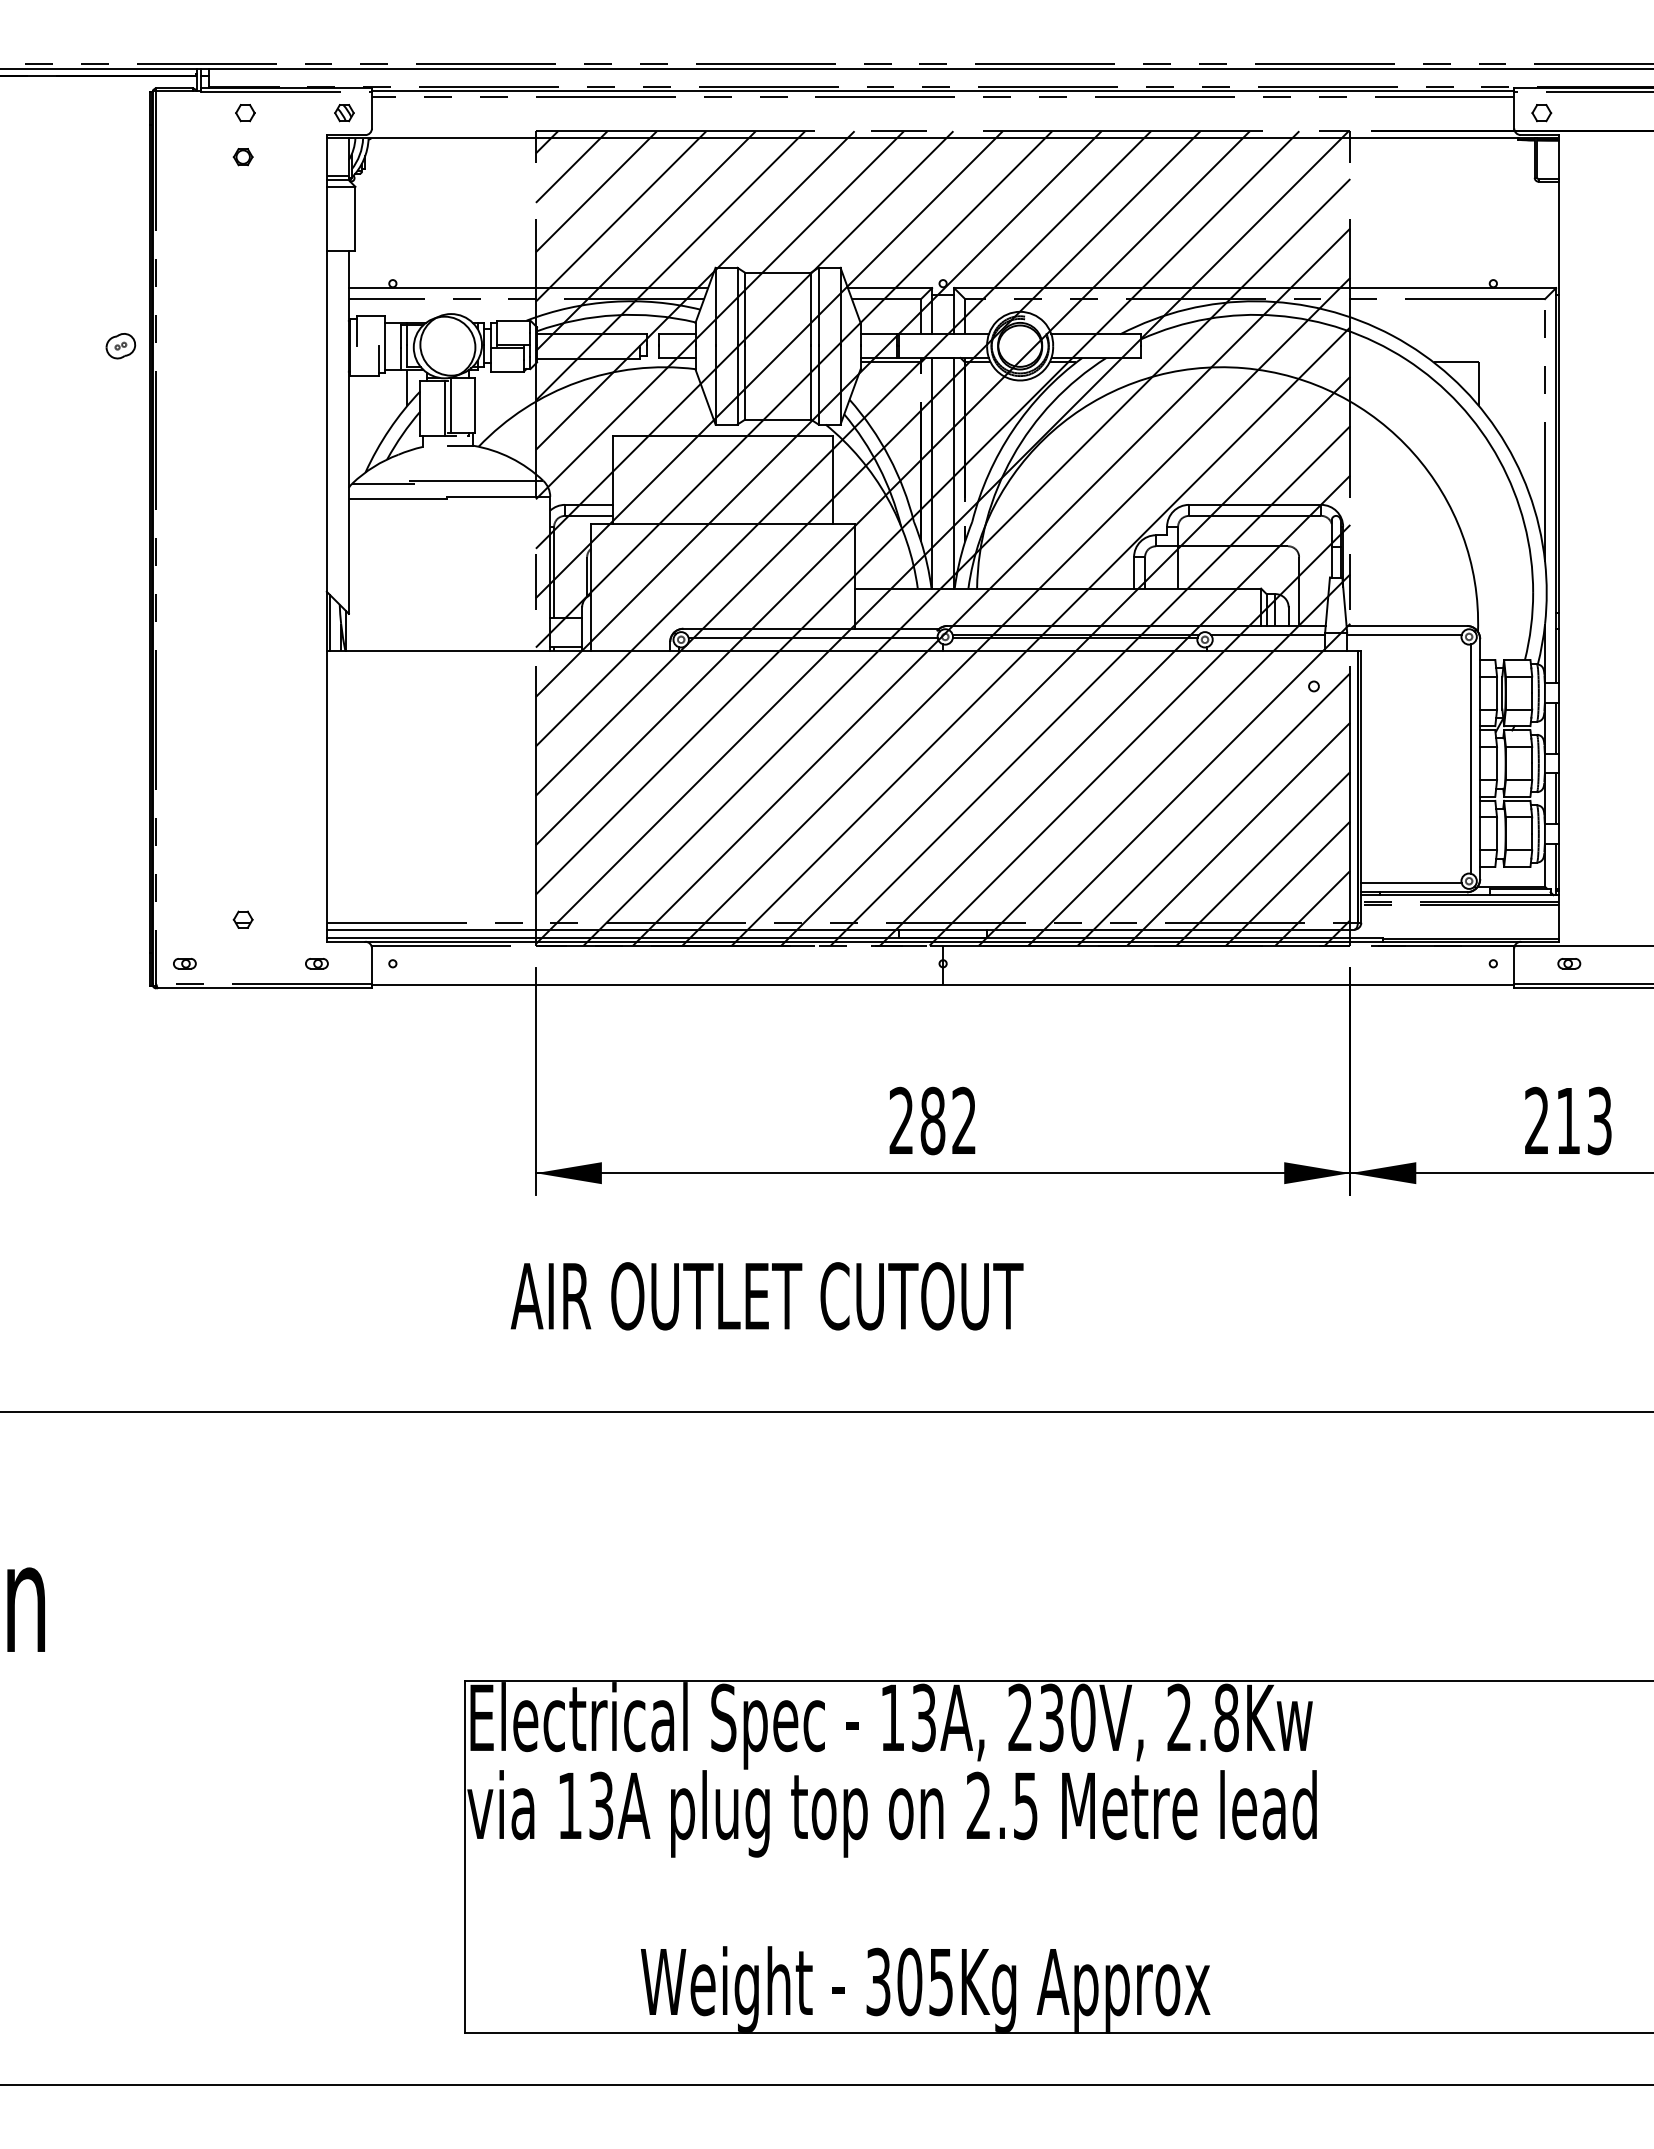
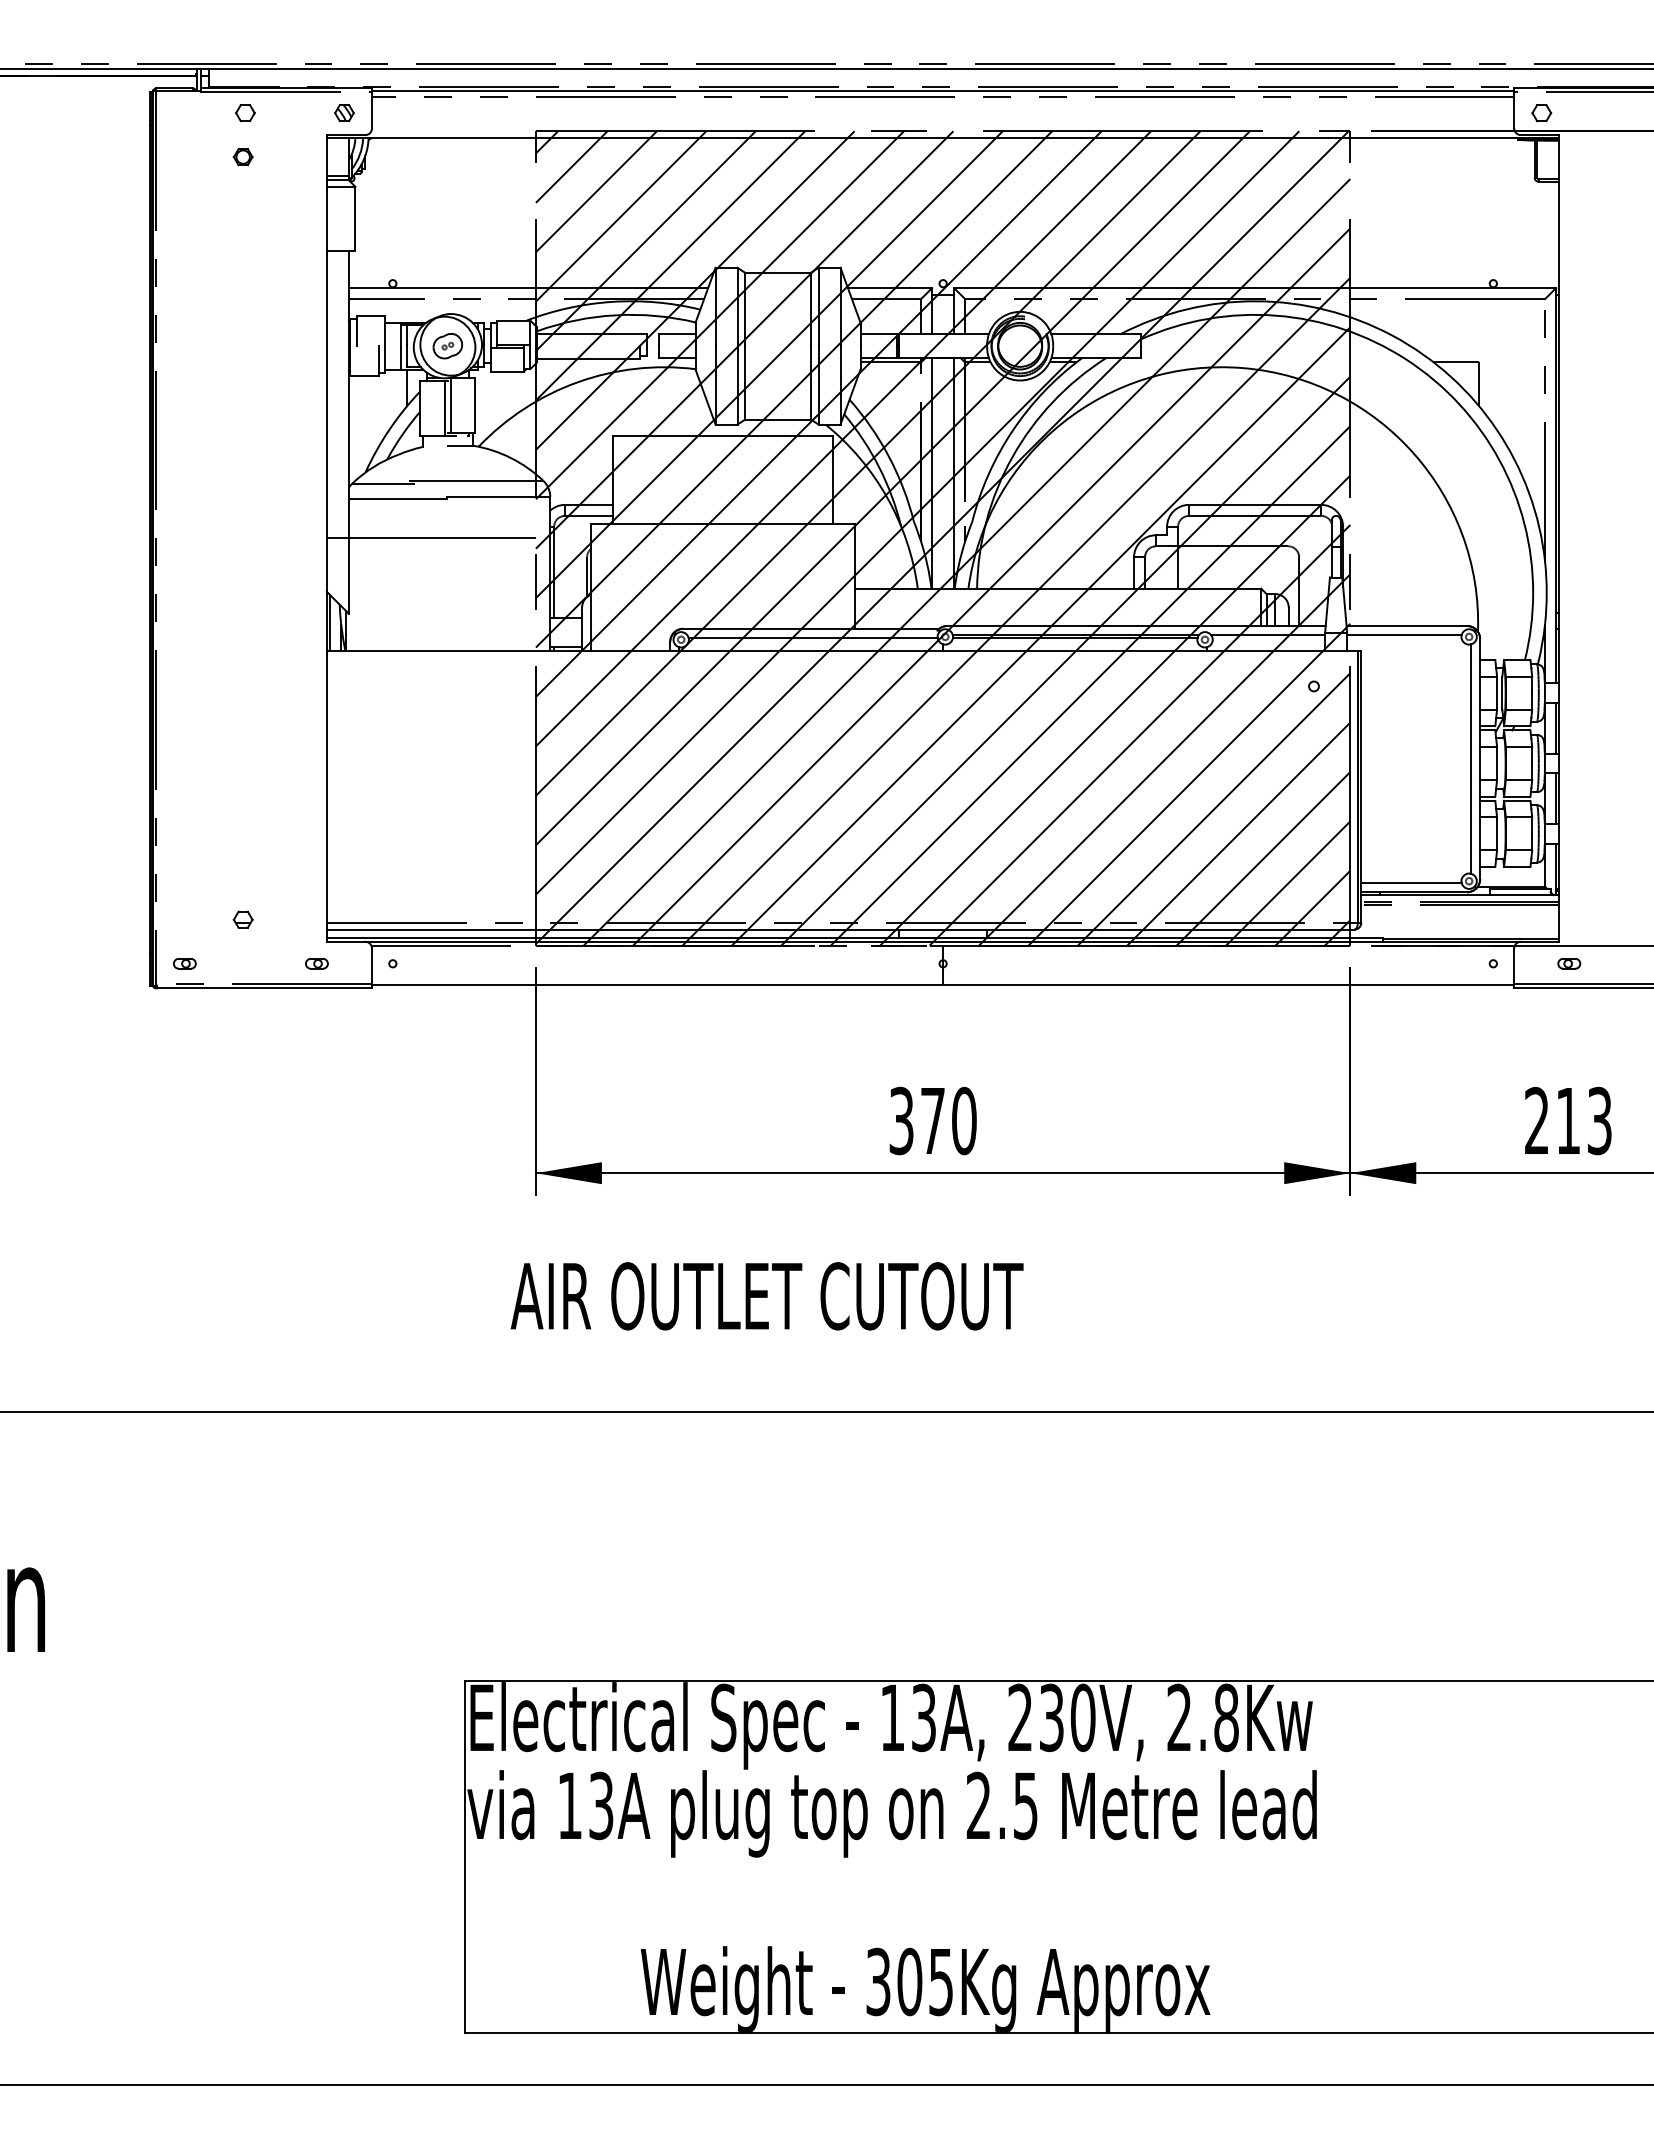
part position: (120, 346) -> (447, 346) (447, 346)
line: none -> present (430, 538)
text: 282 -> 370 (932, 1120)
